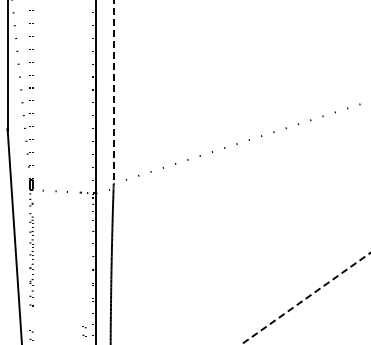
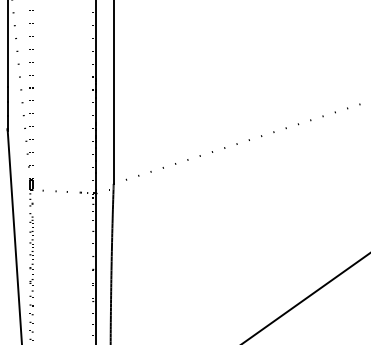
line: dashed -> solid (113, 92)
line: dashed -> solid (305, 299)
part position: (84, 331) -> (31, 318) (31, 318)
